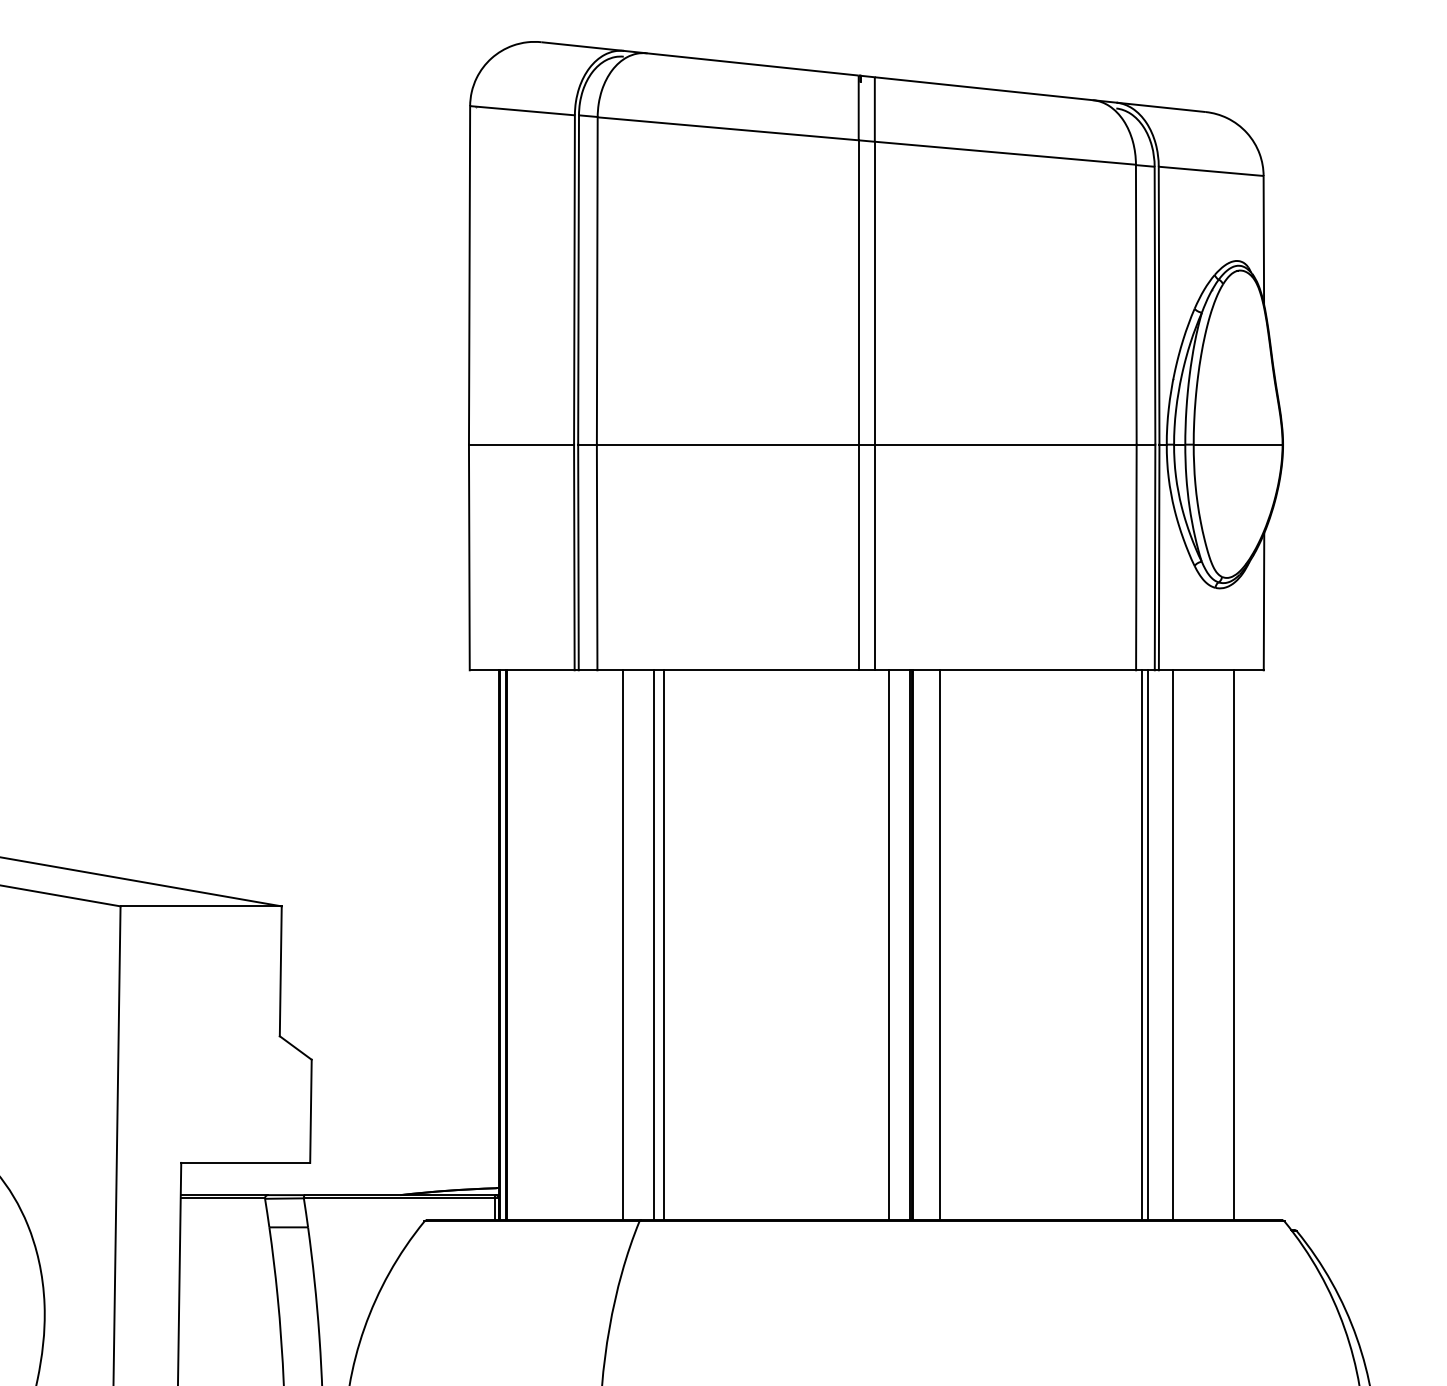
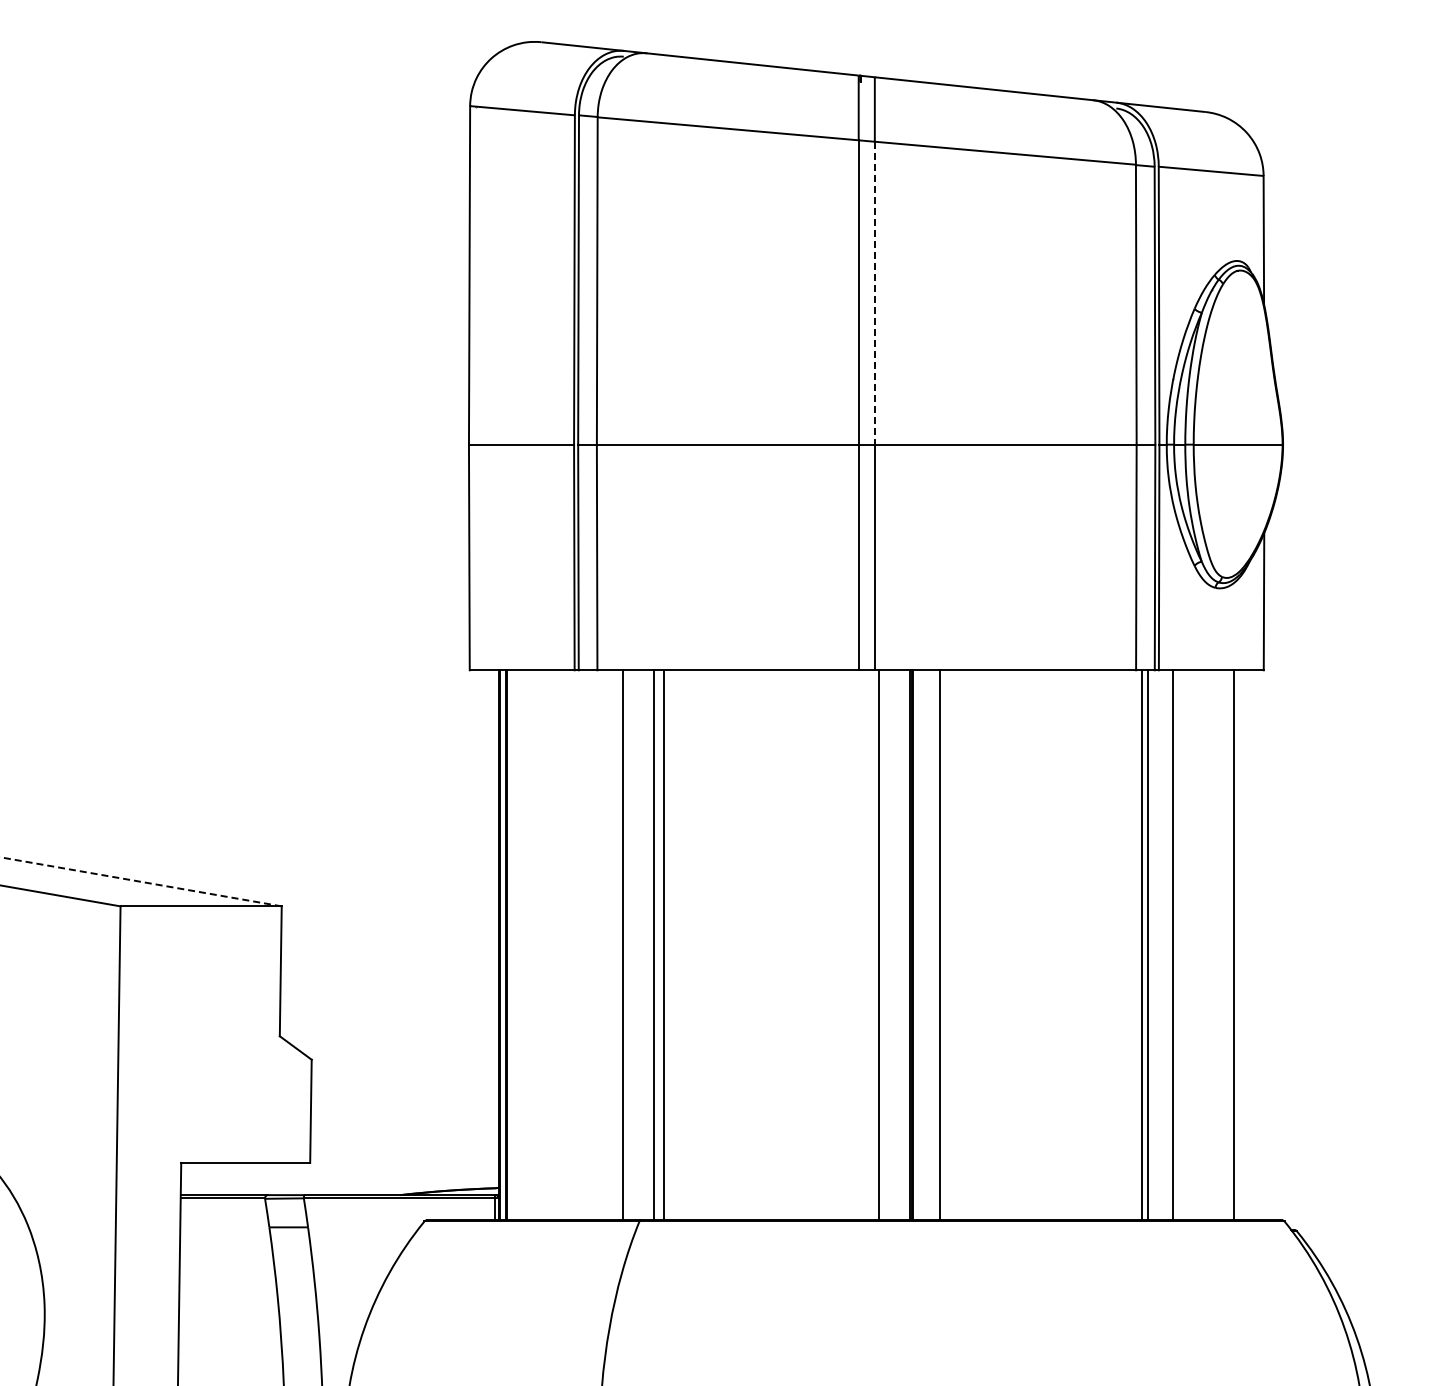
line: solid -> dashed (874, 293)
line: solid -> dashed (141, 881)
line position: (889, 945) -> (879, 945) (879, 945)
